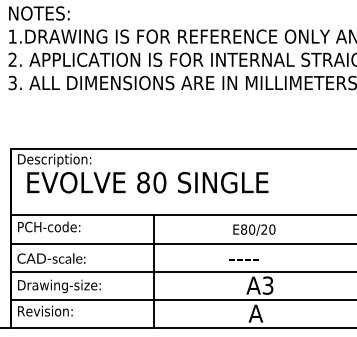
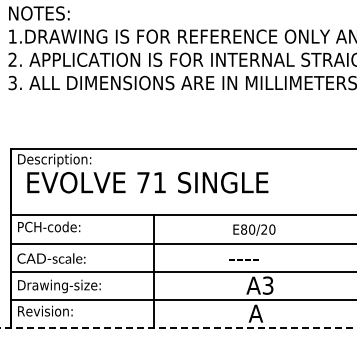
text: 80 -> 71 (151, 182)
line: solid -> dashed (178, 327)
